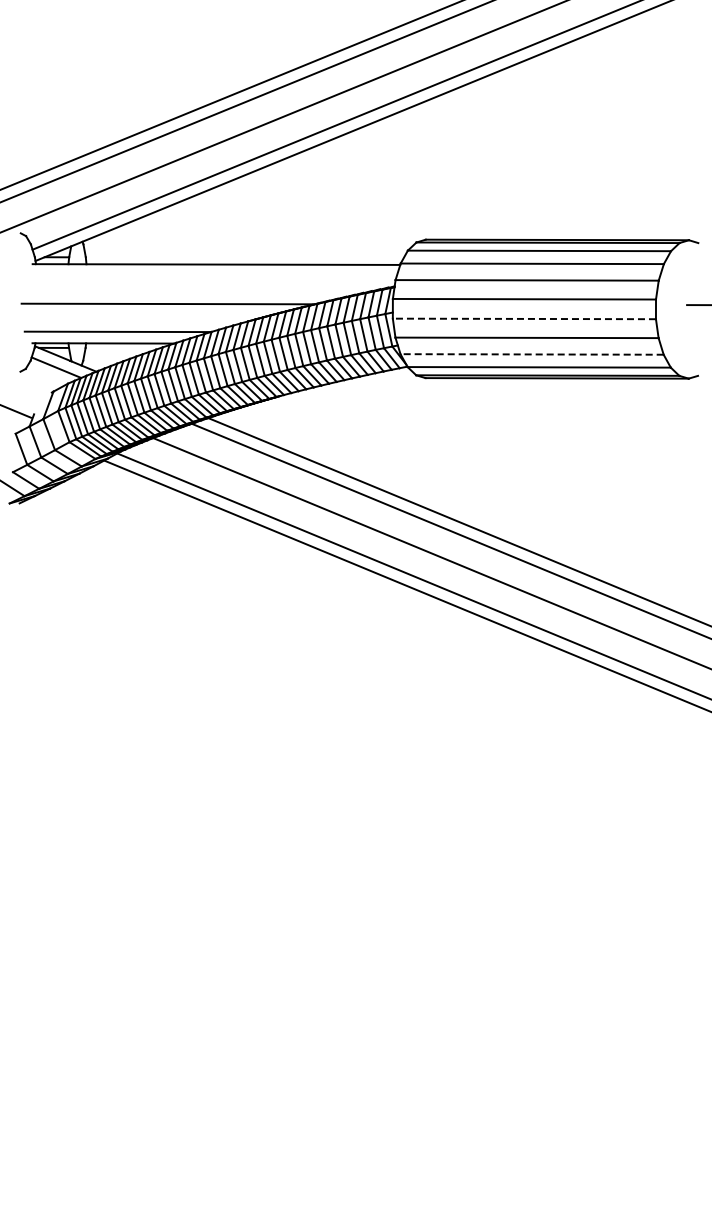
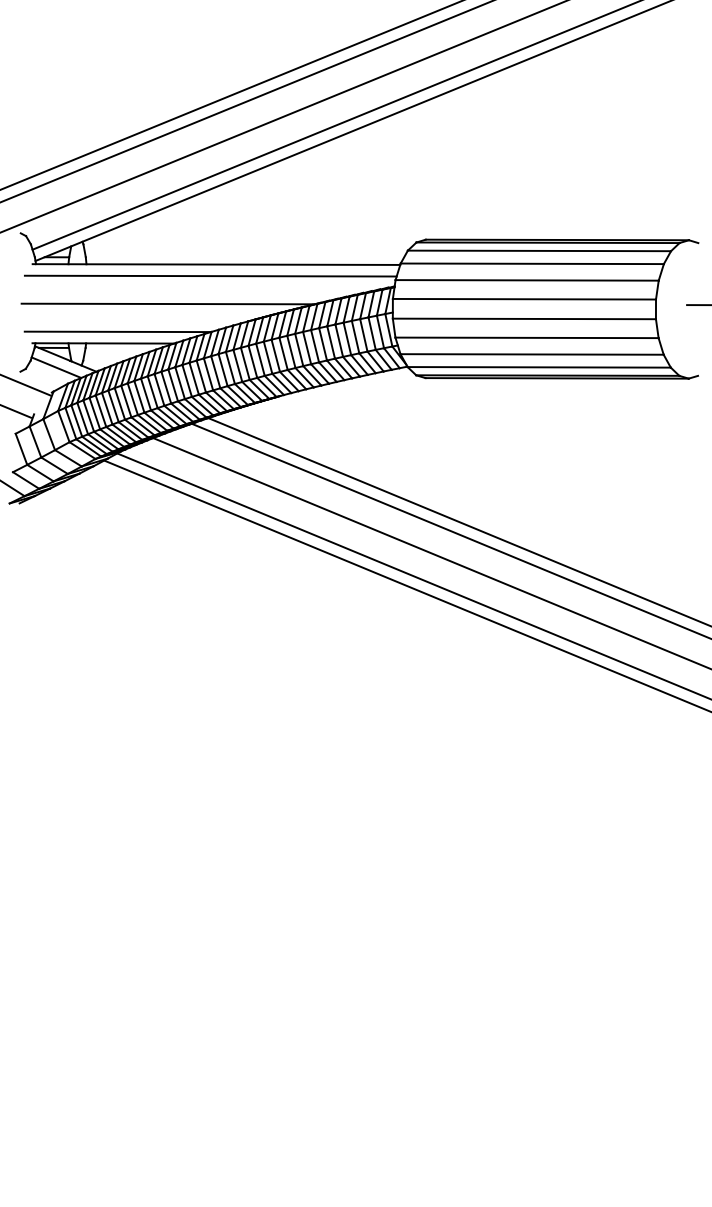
line: none -> present (210, 275)
line: dashed -> solid (524, 318)
line: dashed -> solid (532, 354)
line: none -> present (26, 385)
